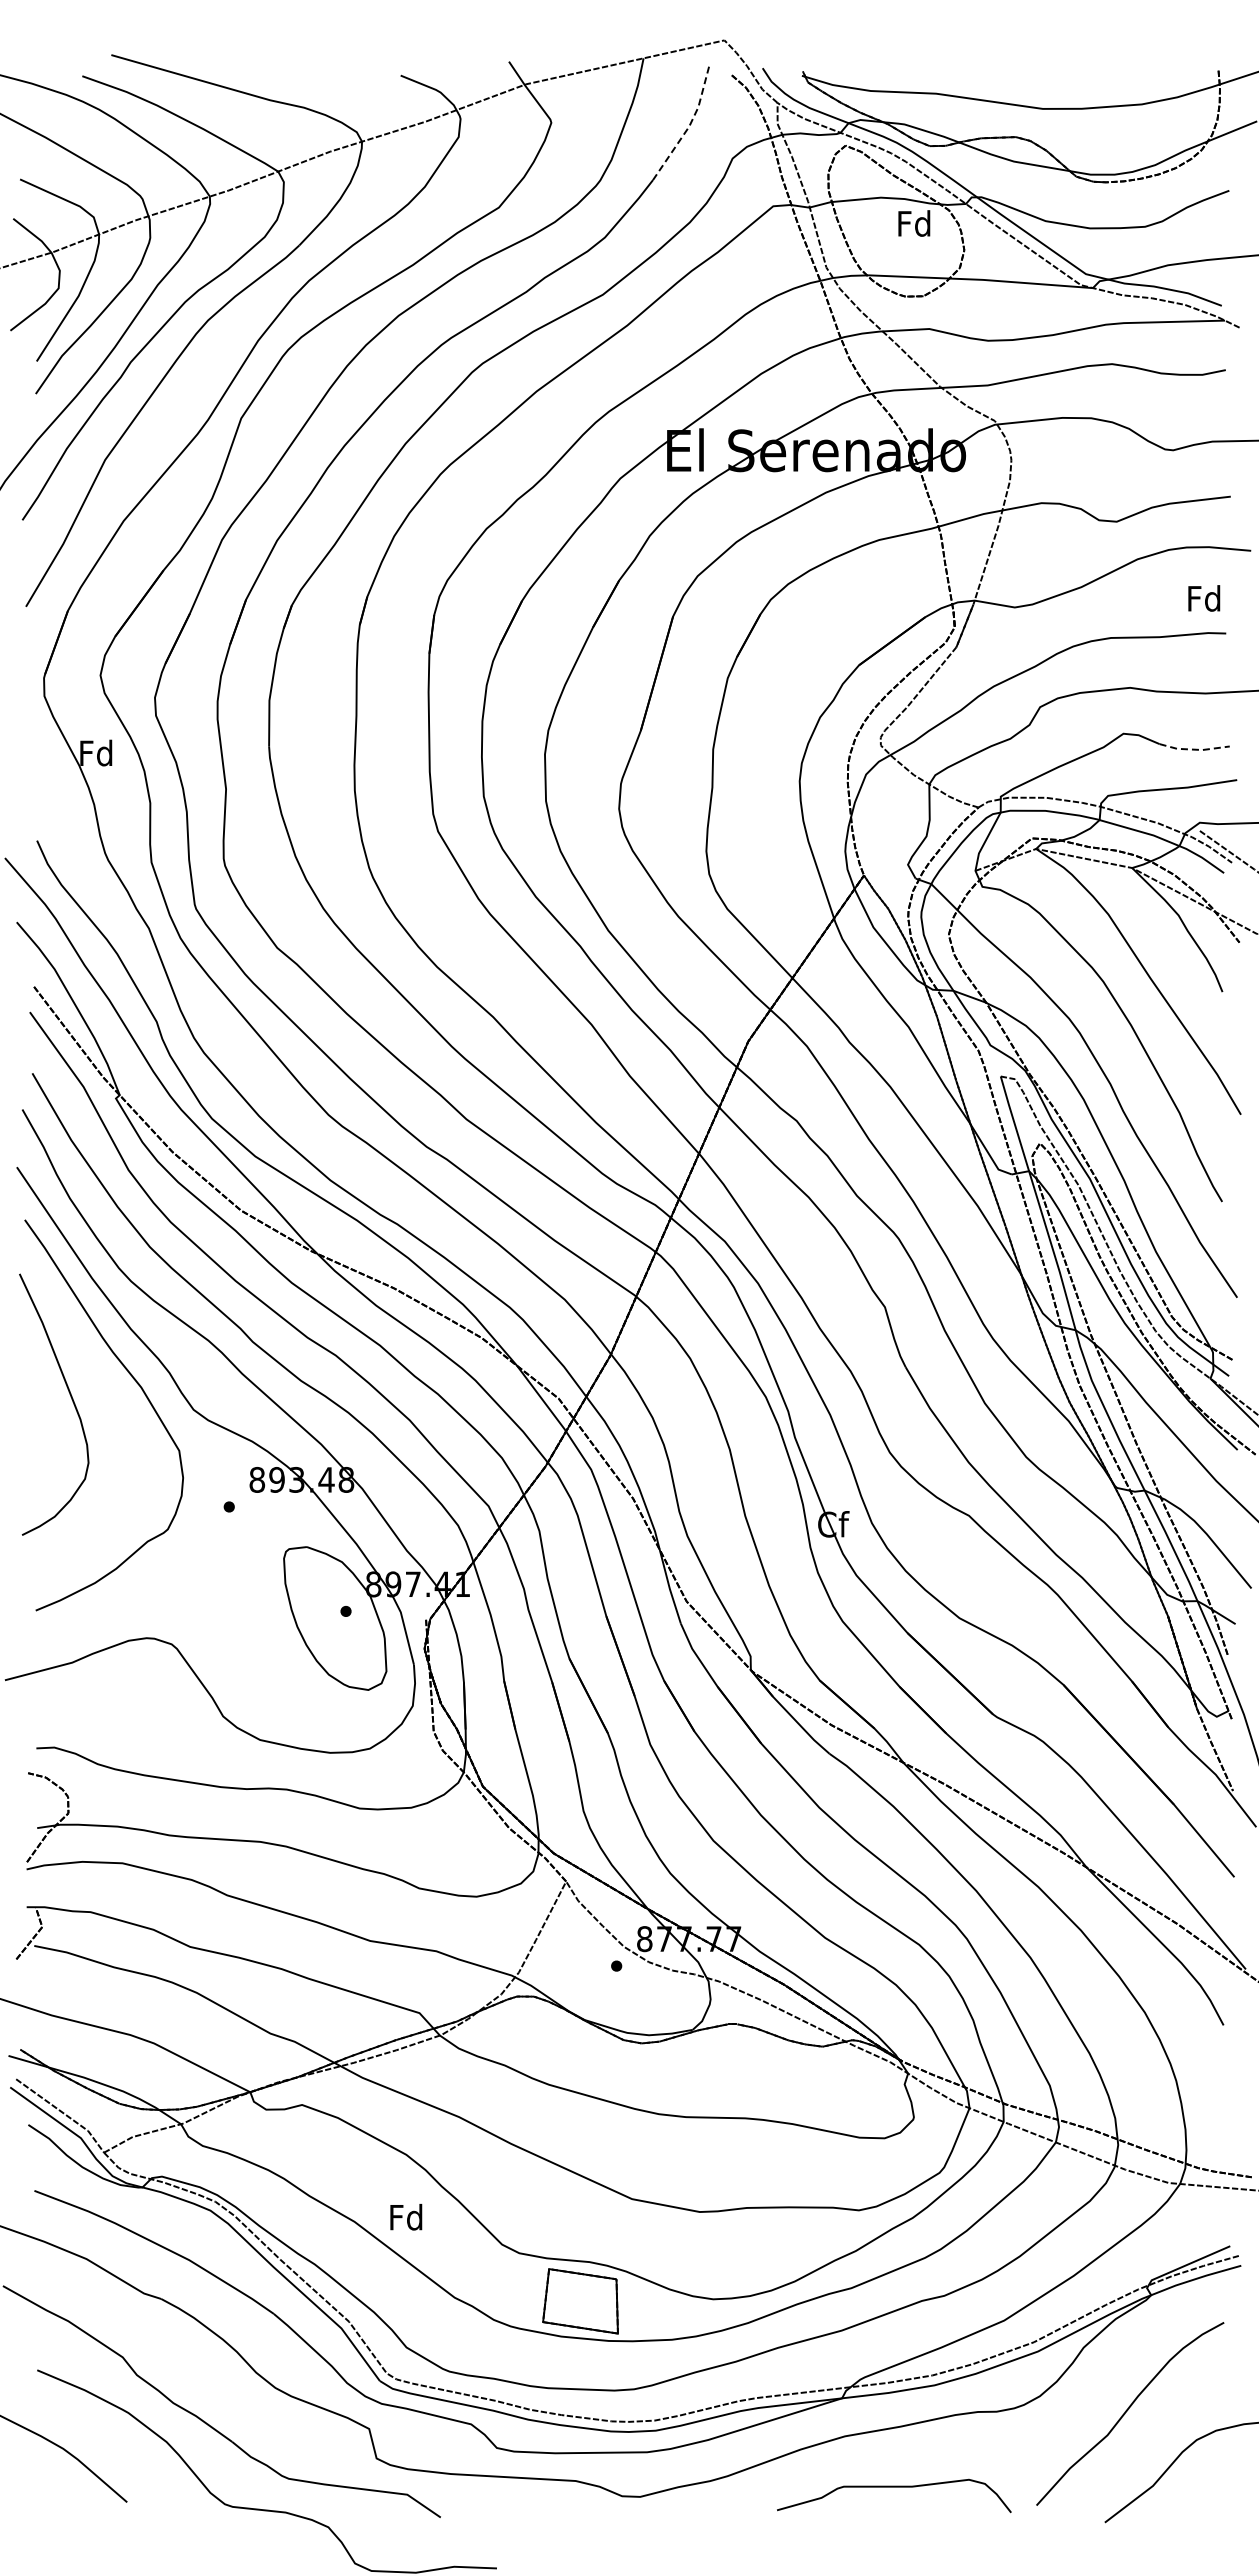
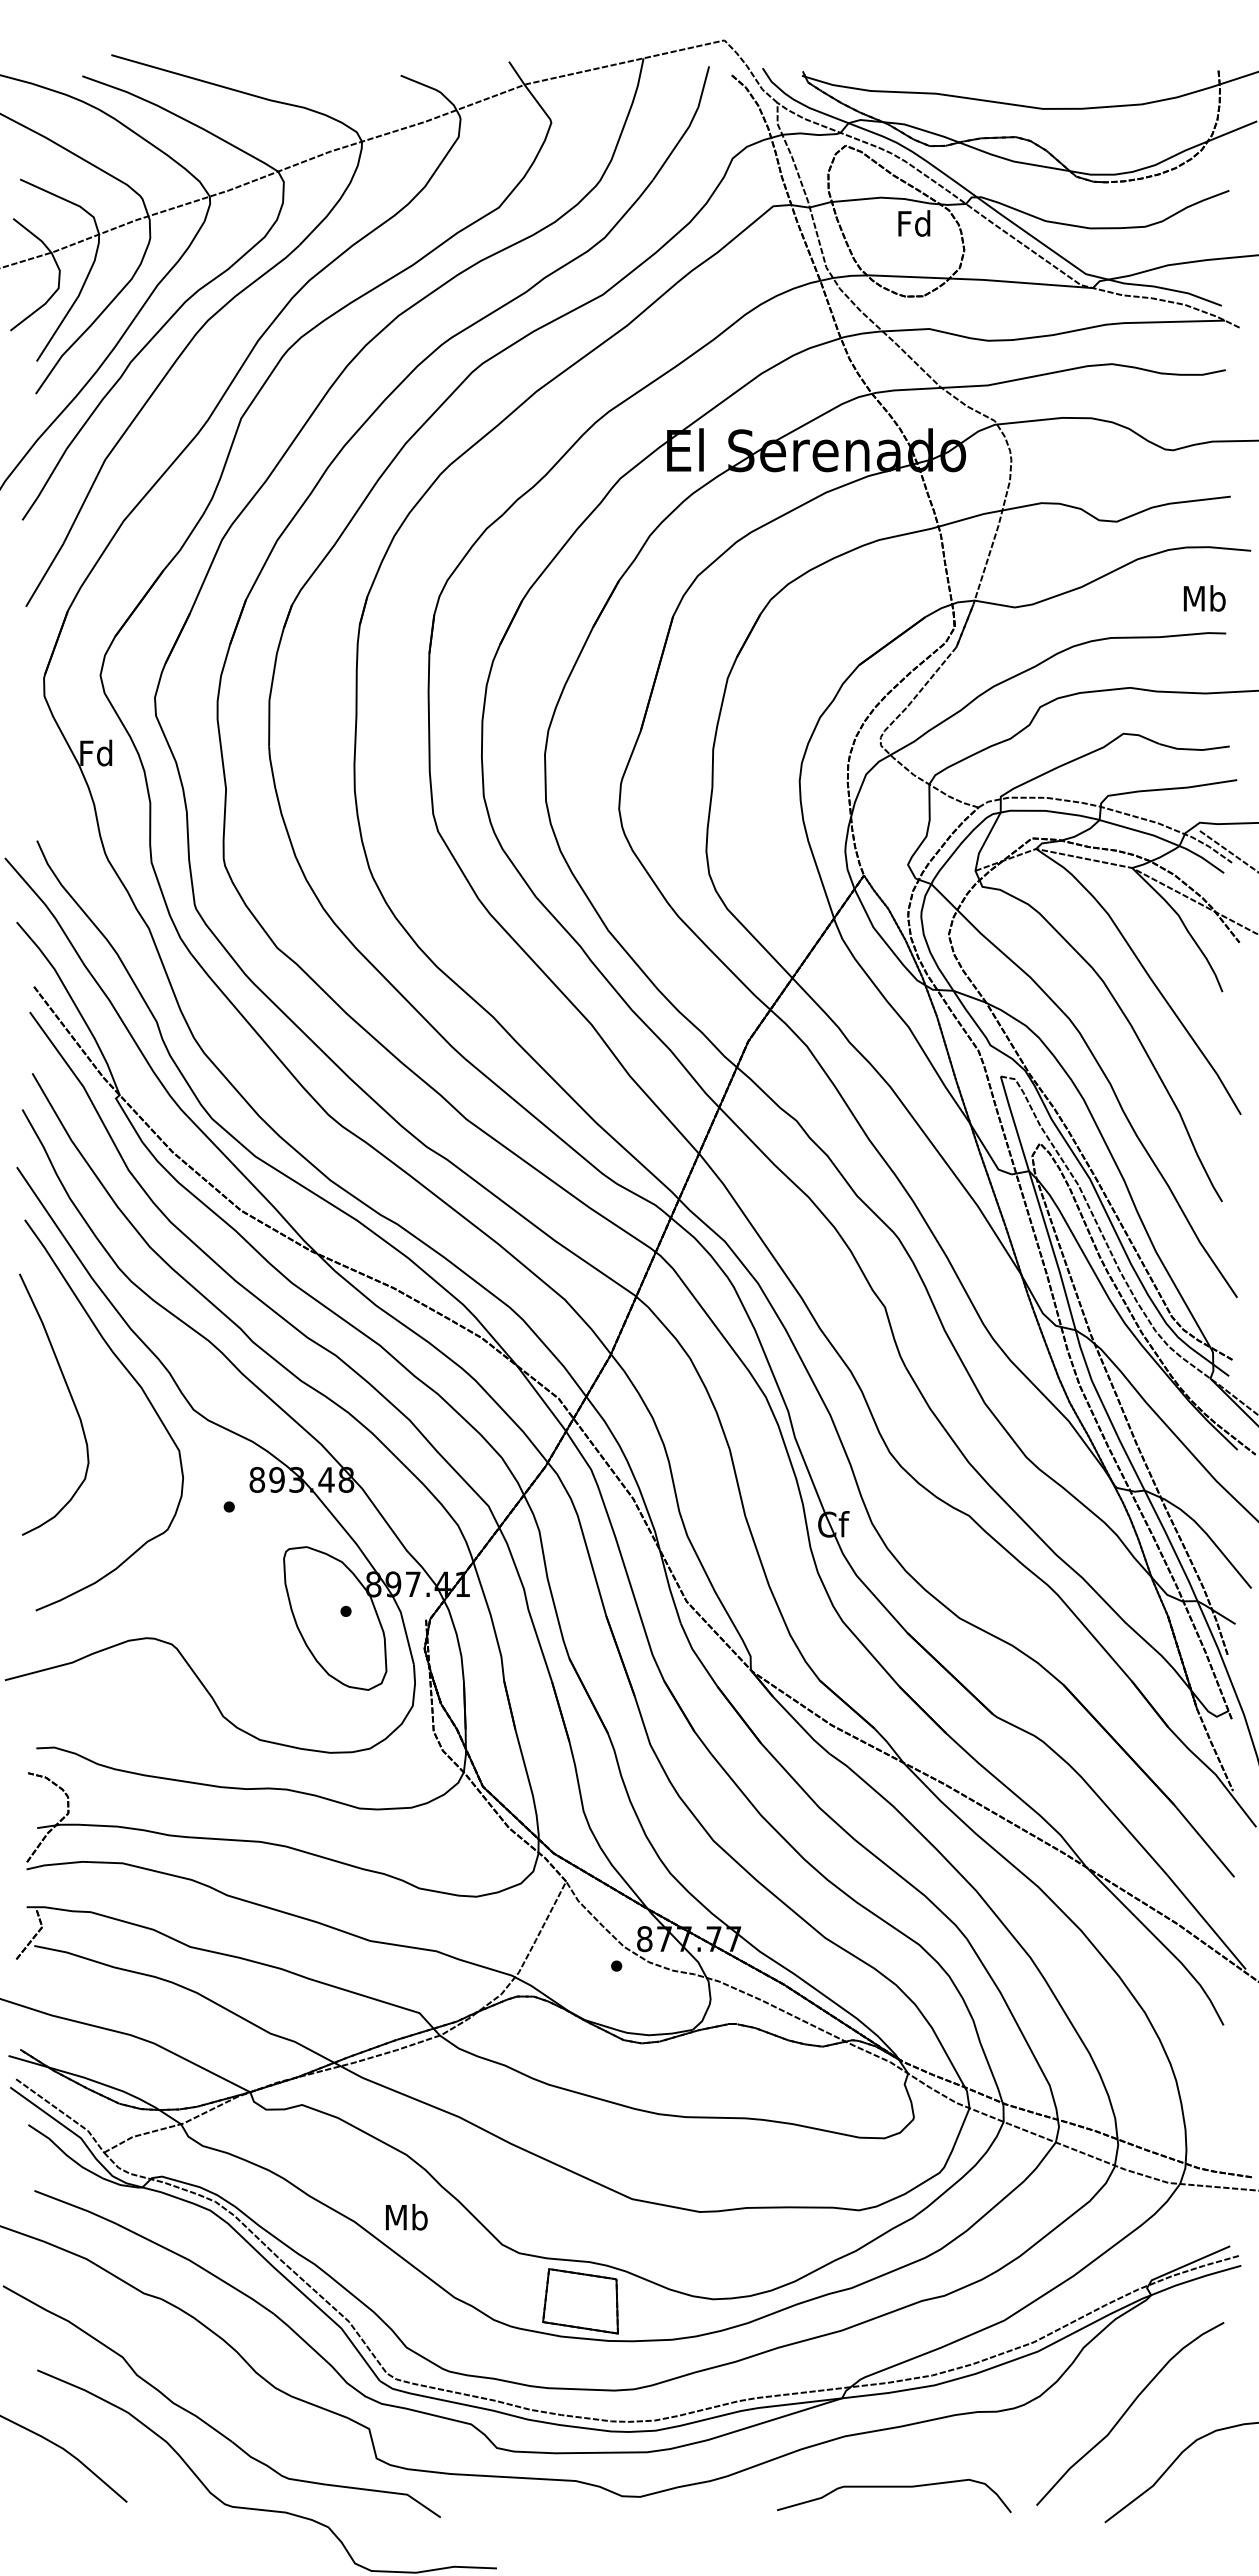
line: dashed -> solid (689, 126)
text: Fd -> Mb (1204, 598)
line: dashed -> solid (1194, 749)
text: Fd -> Mb (406, 2216)
